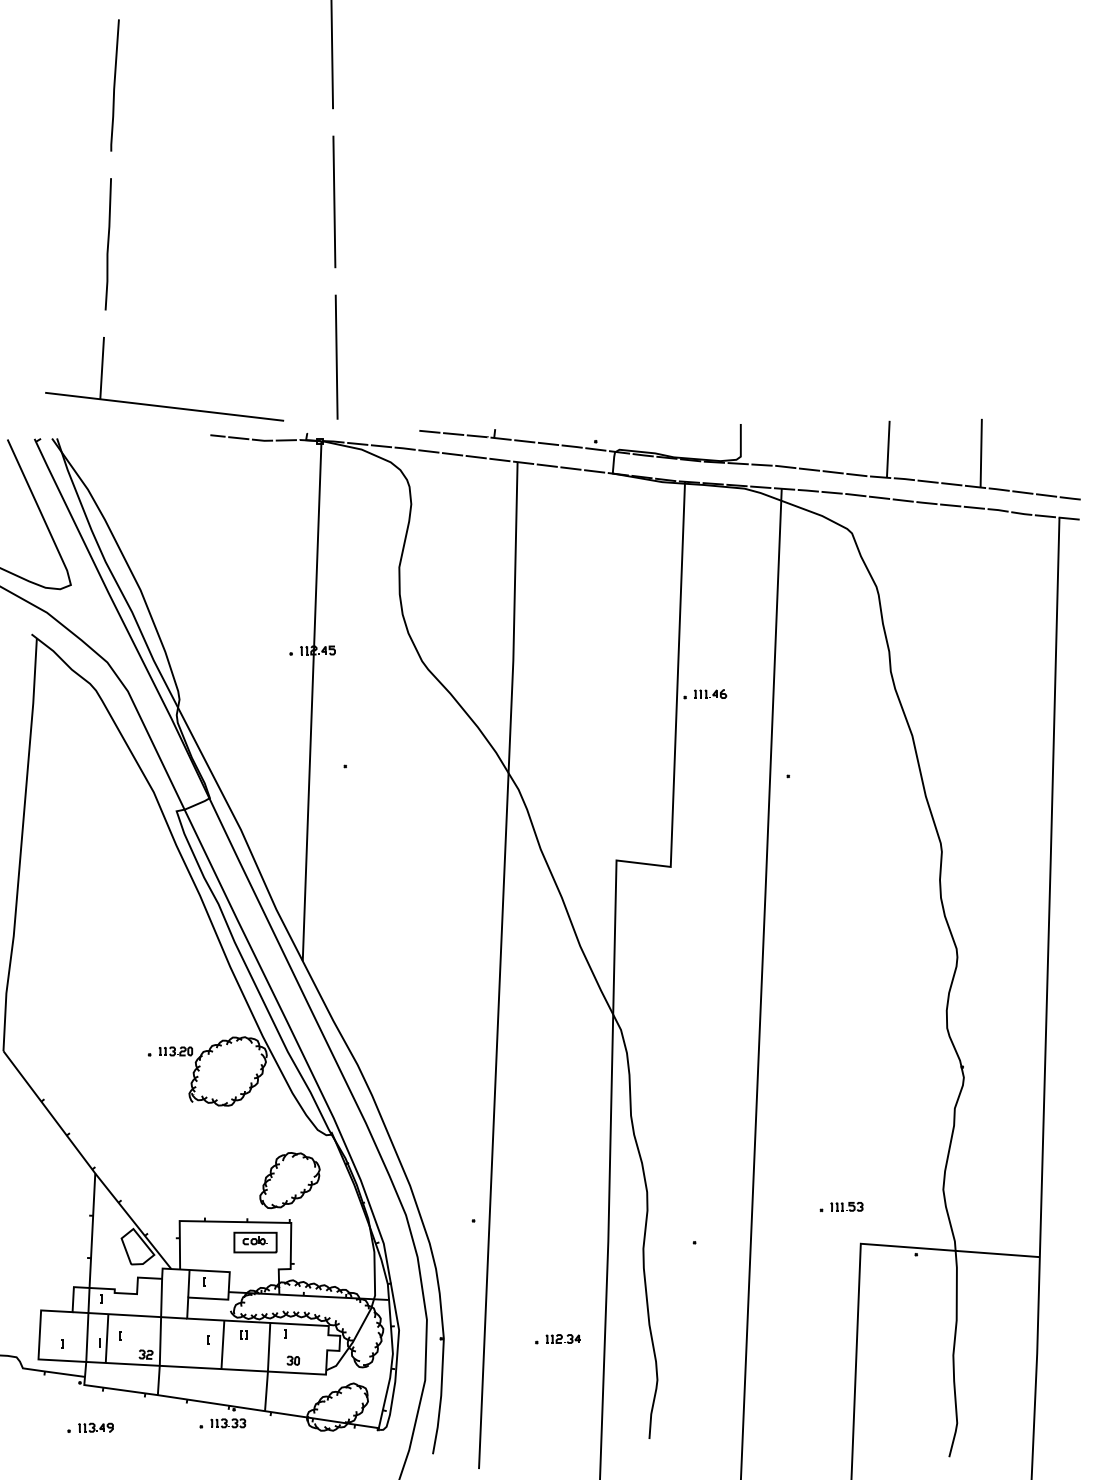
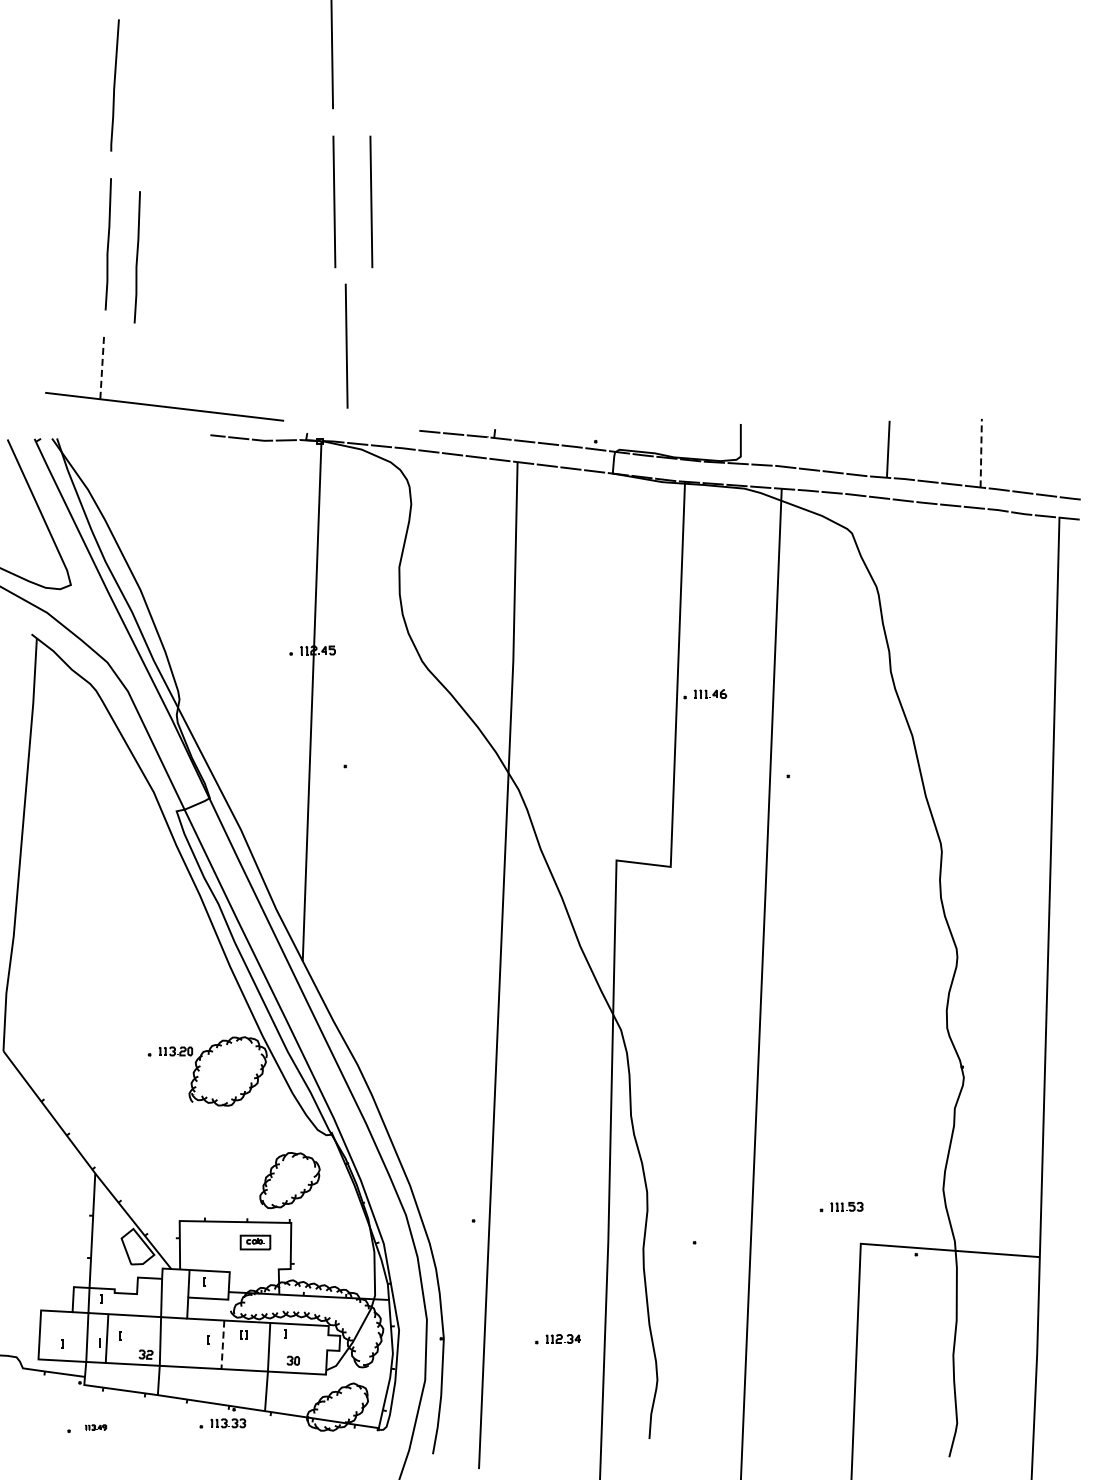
line: none -> present (371, 201)
line: none -> present (136, 257)
line position: (336, 356) -> (346, 345) (346, 345)
line: solid -> dashed (102, 369)
line: solid -> dashed (981, 452)
part size: 45x23 px -> 33x17 px (255, 1242)
line: solid -> dashed (222, 1345)
part size: 36x11 px -> 23x7 px (96, 1427)
